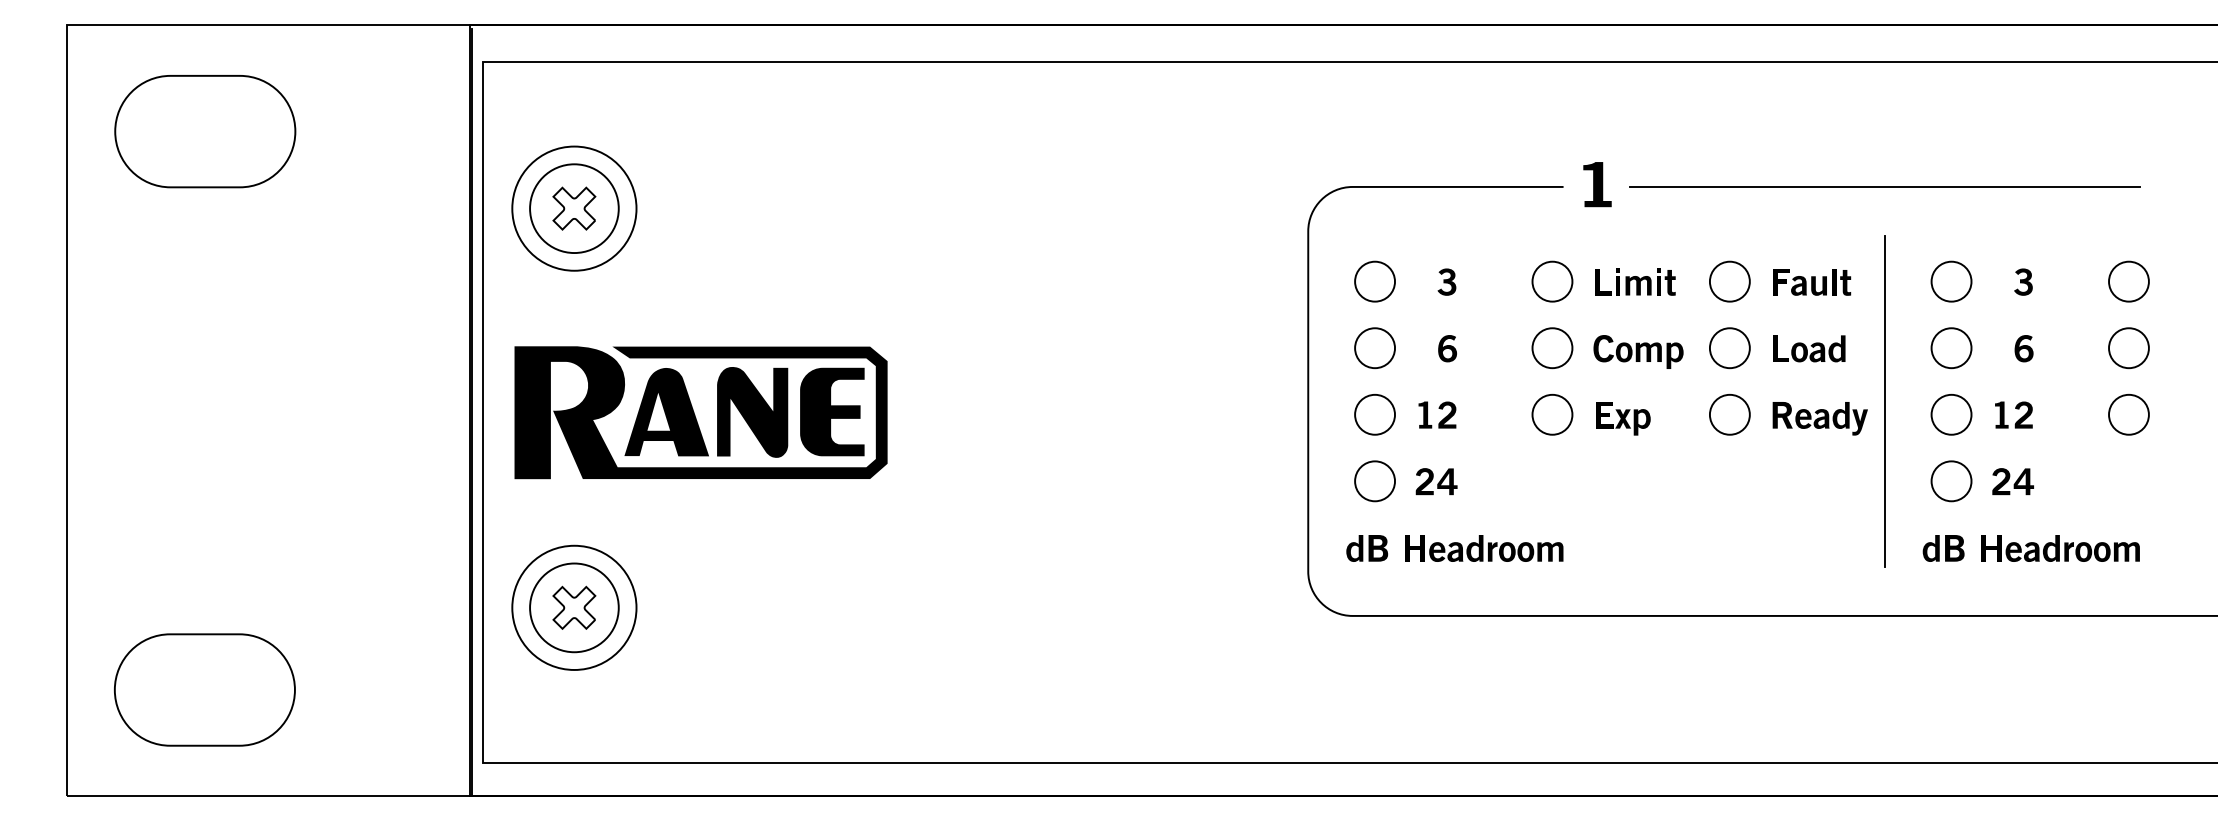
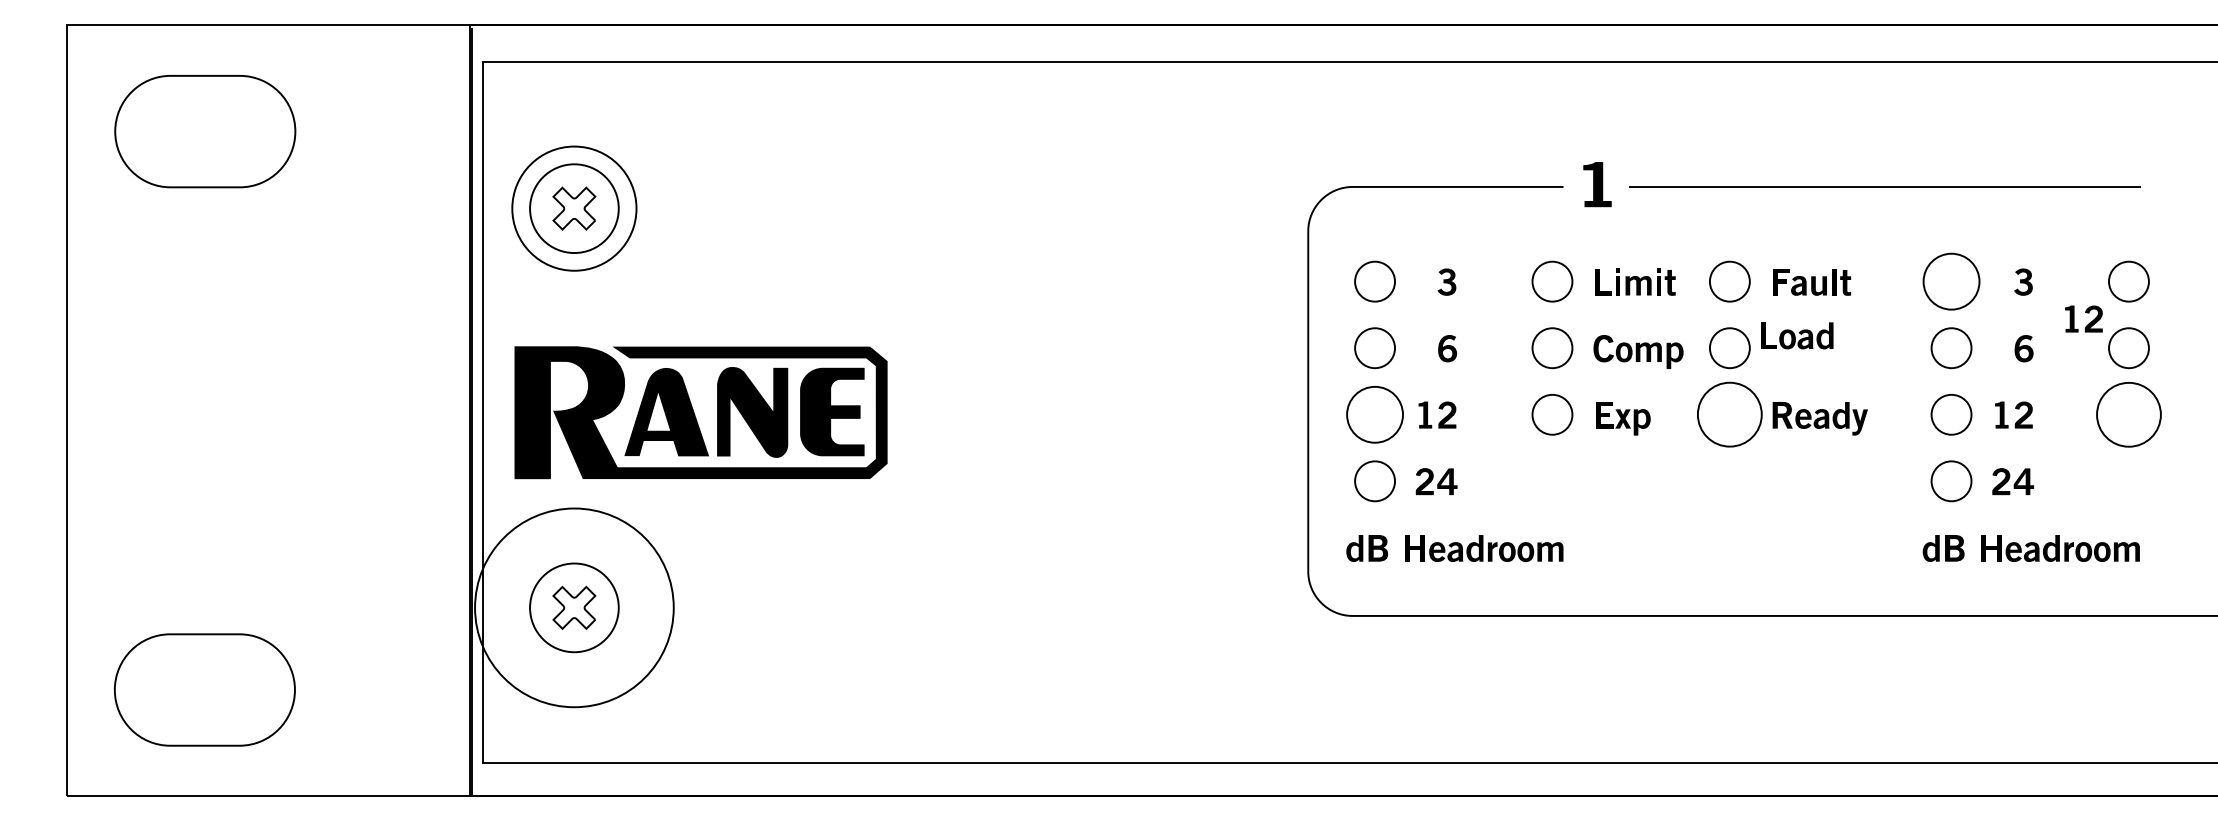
circle diameter: 40 px -> 56 px (1951, 281)
part: none -> present (2083, 318)
part position: (1809, 348) -> (1797, 335) (1797, 335)
line: present -> none (1885, 400)
circle diameter: 40 px -> 56 px (1374, 414)
circle size: 42x42 px -> 66x67 px (1729, 414)
circle diameter: 40 px -> 64 px (2128, 414)
circle diameter: 124 px -> 199 px (574, 607)
